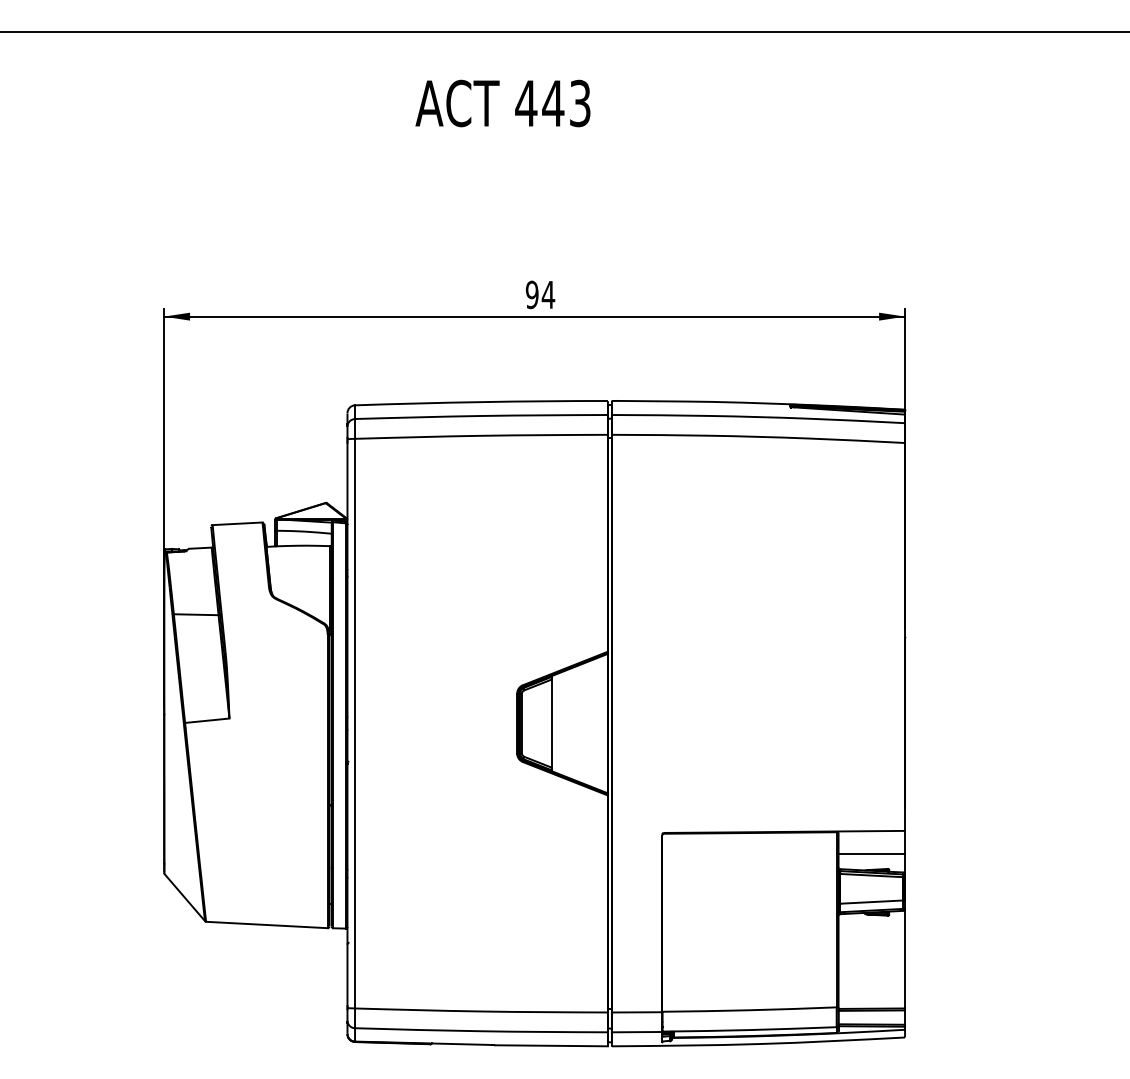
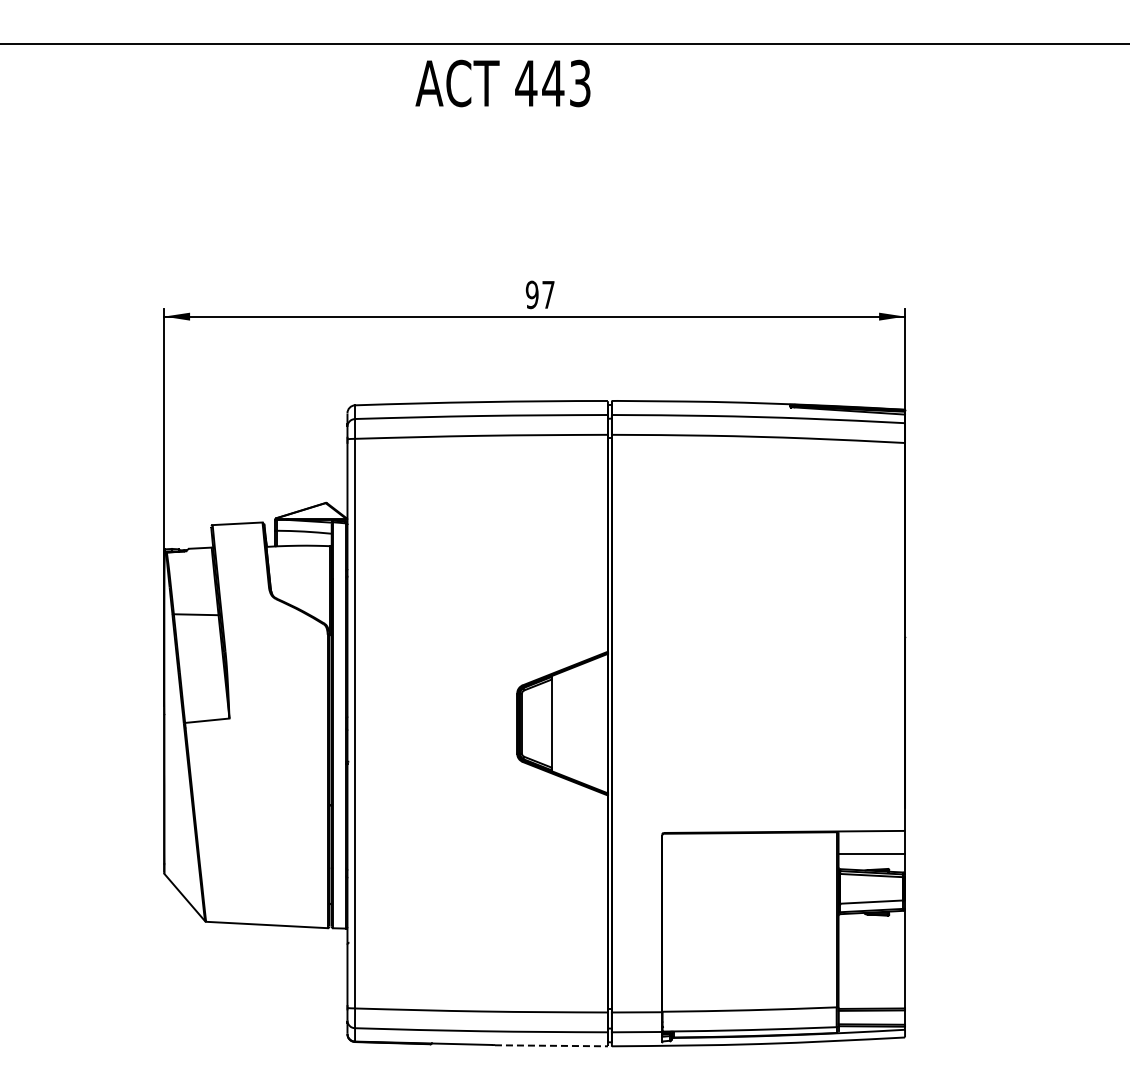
line position: (564, 32) -> (564, 44) (564, 44)
text position: (502, 103) -> (502, 83) (502, 83)
text: 94 -> 97 (548, 294)
line: solid -> dashed (551, 1045)
